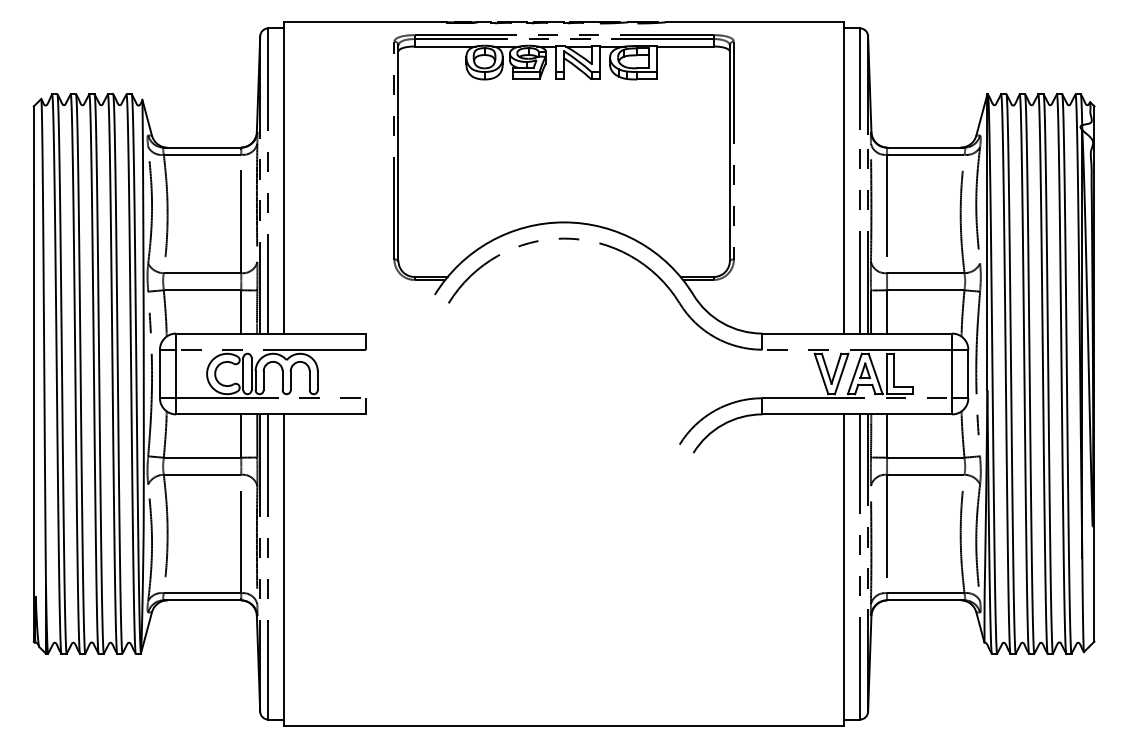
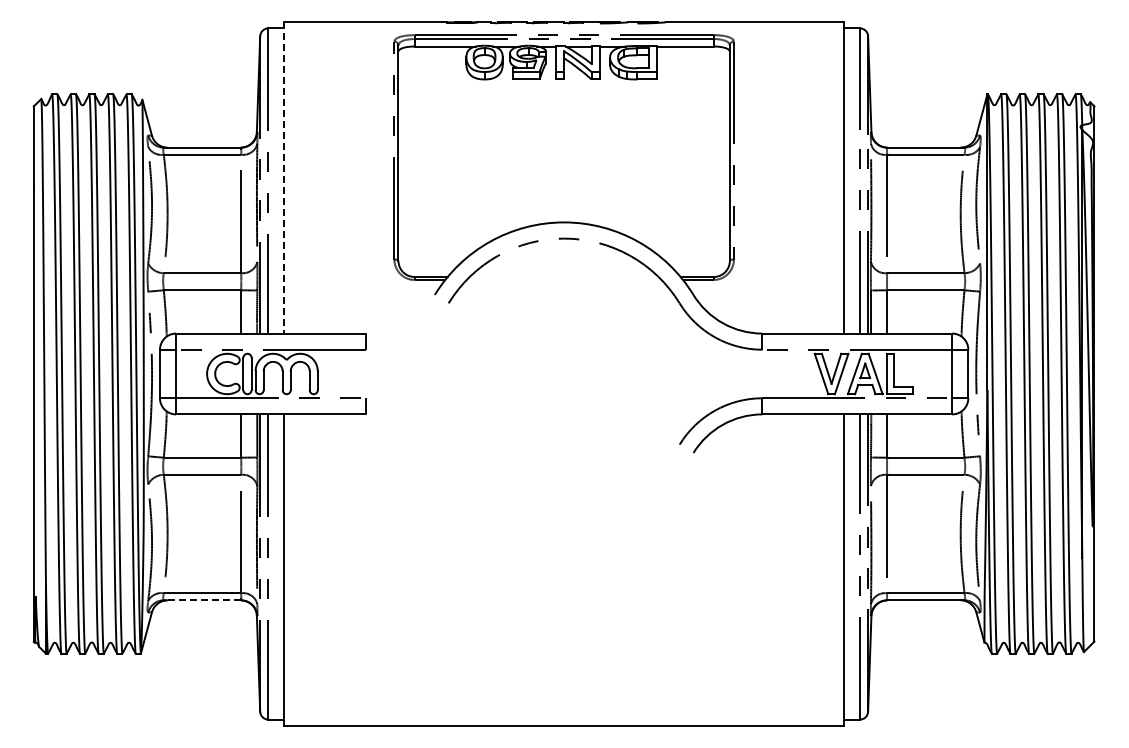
line: solid -> dashed (284, 177)
line: solid -> dashed (202, 600)
